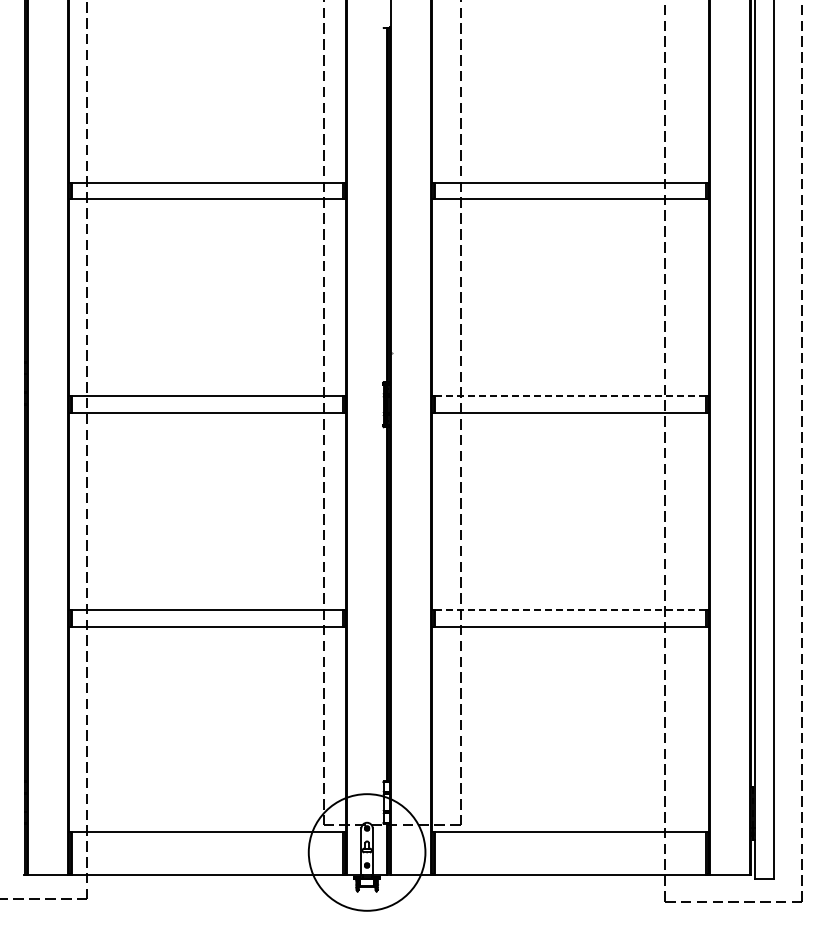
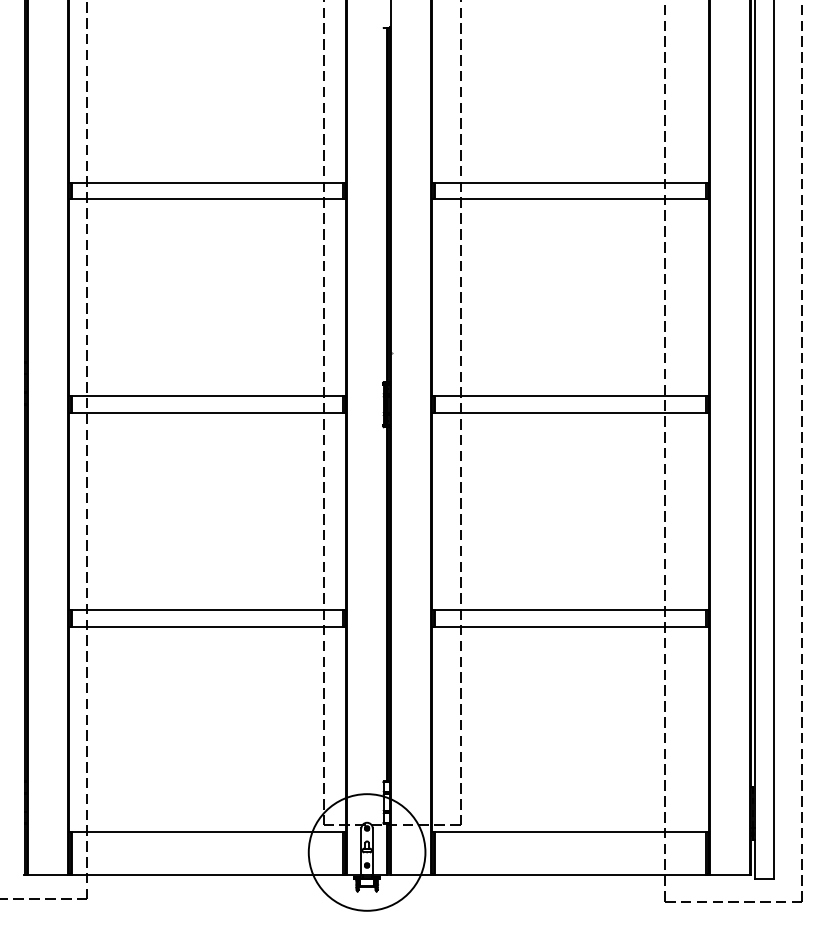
line: dashed -> solid (570, 396)
line: dashed -> solid (570, 610)
